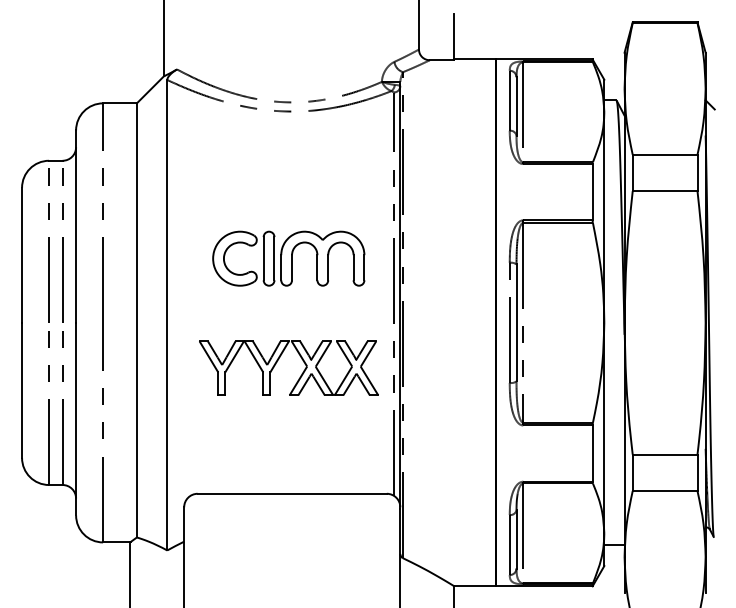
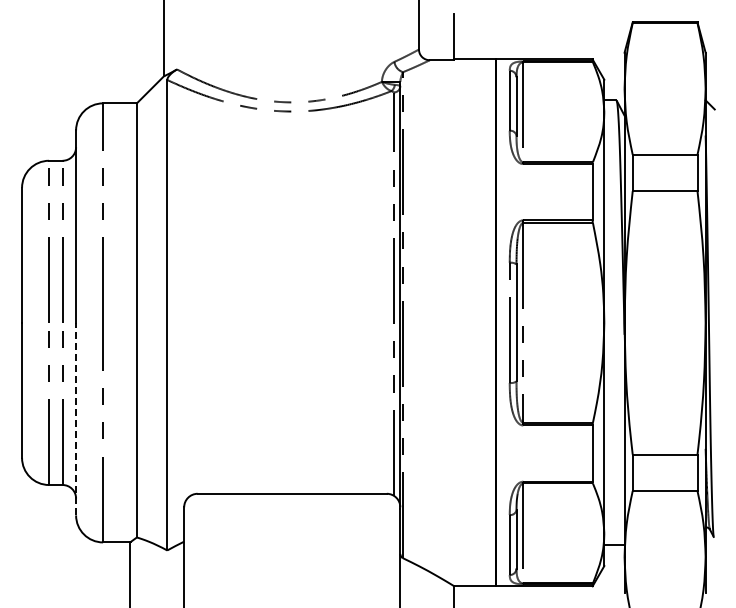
part: present -> none (288, 258)
part: present -> none (279, 359)
line: solid -> dashed (76, 418)
